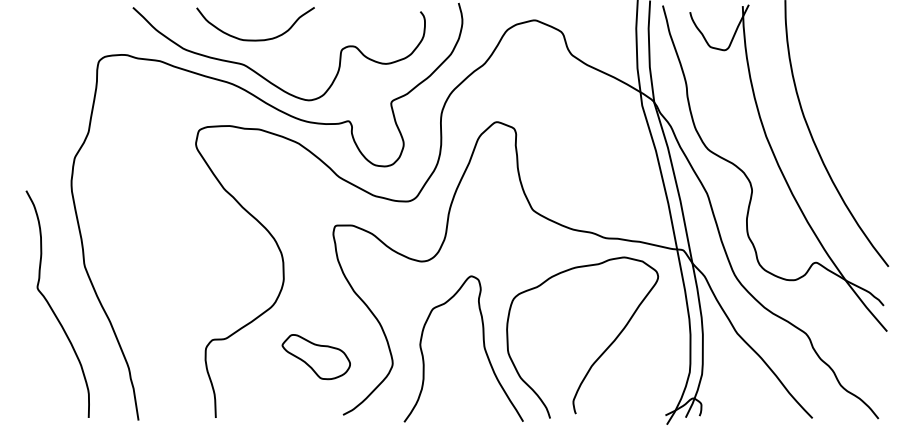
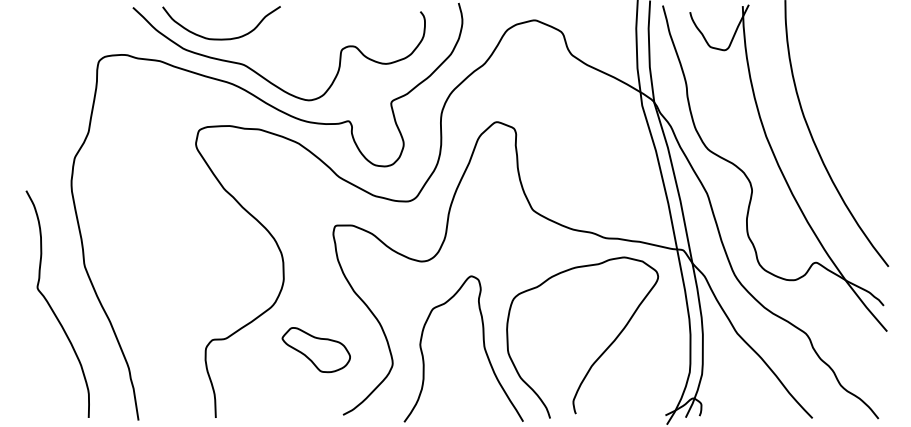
curve position: (255, 39) -> (221, 38) (221, 38)
part position: (315, 357) -> (315, 350) (315, 350)
